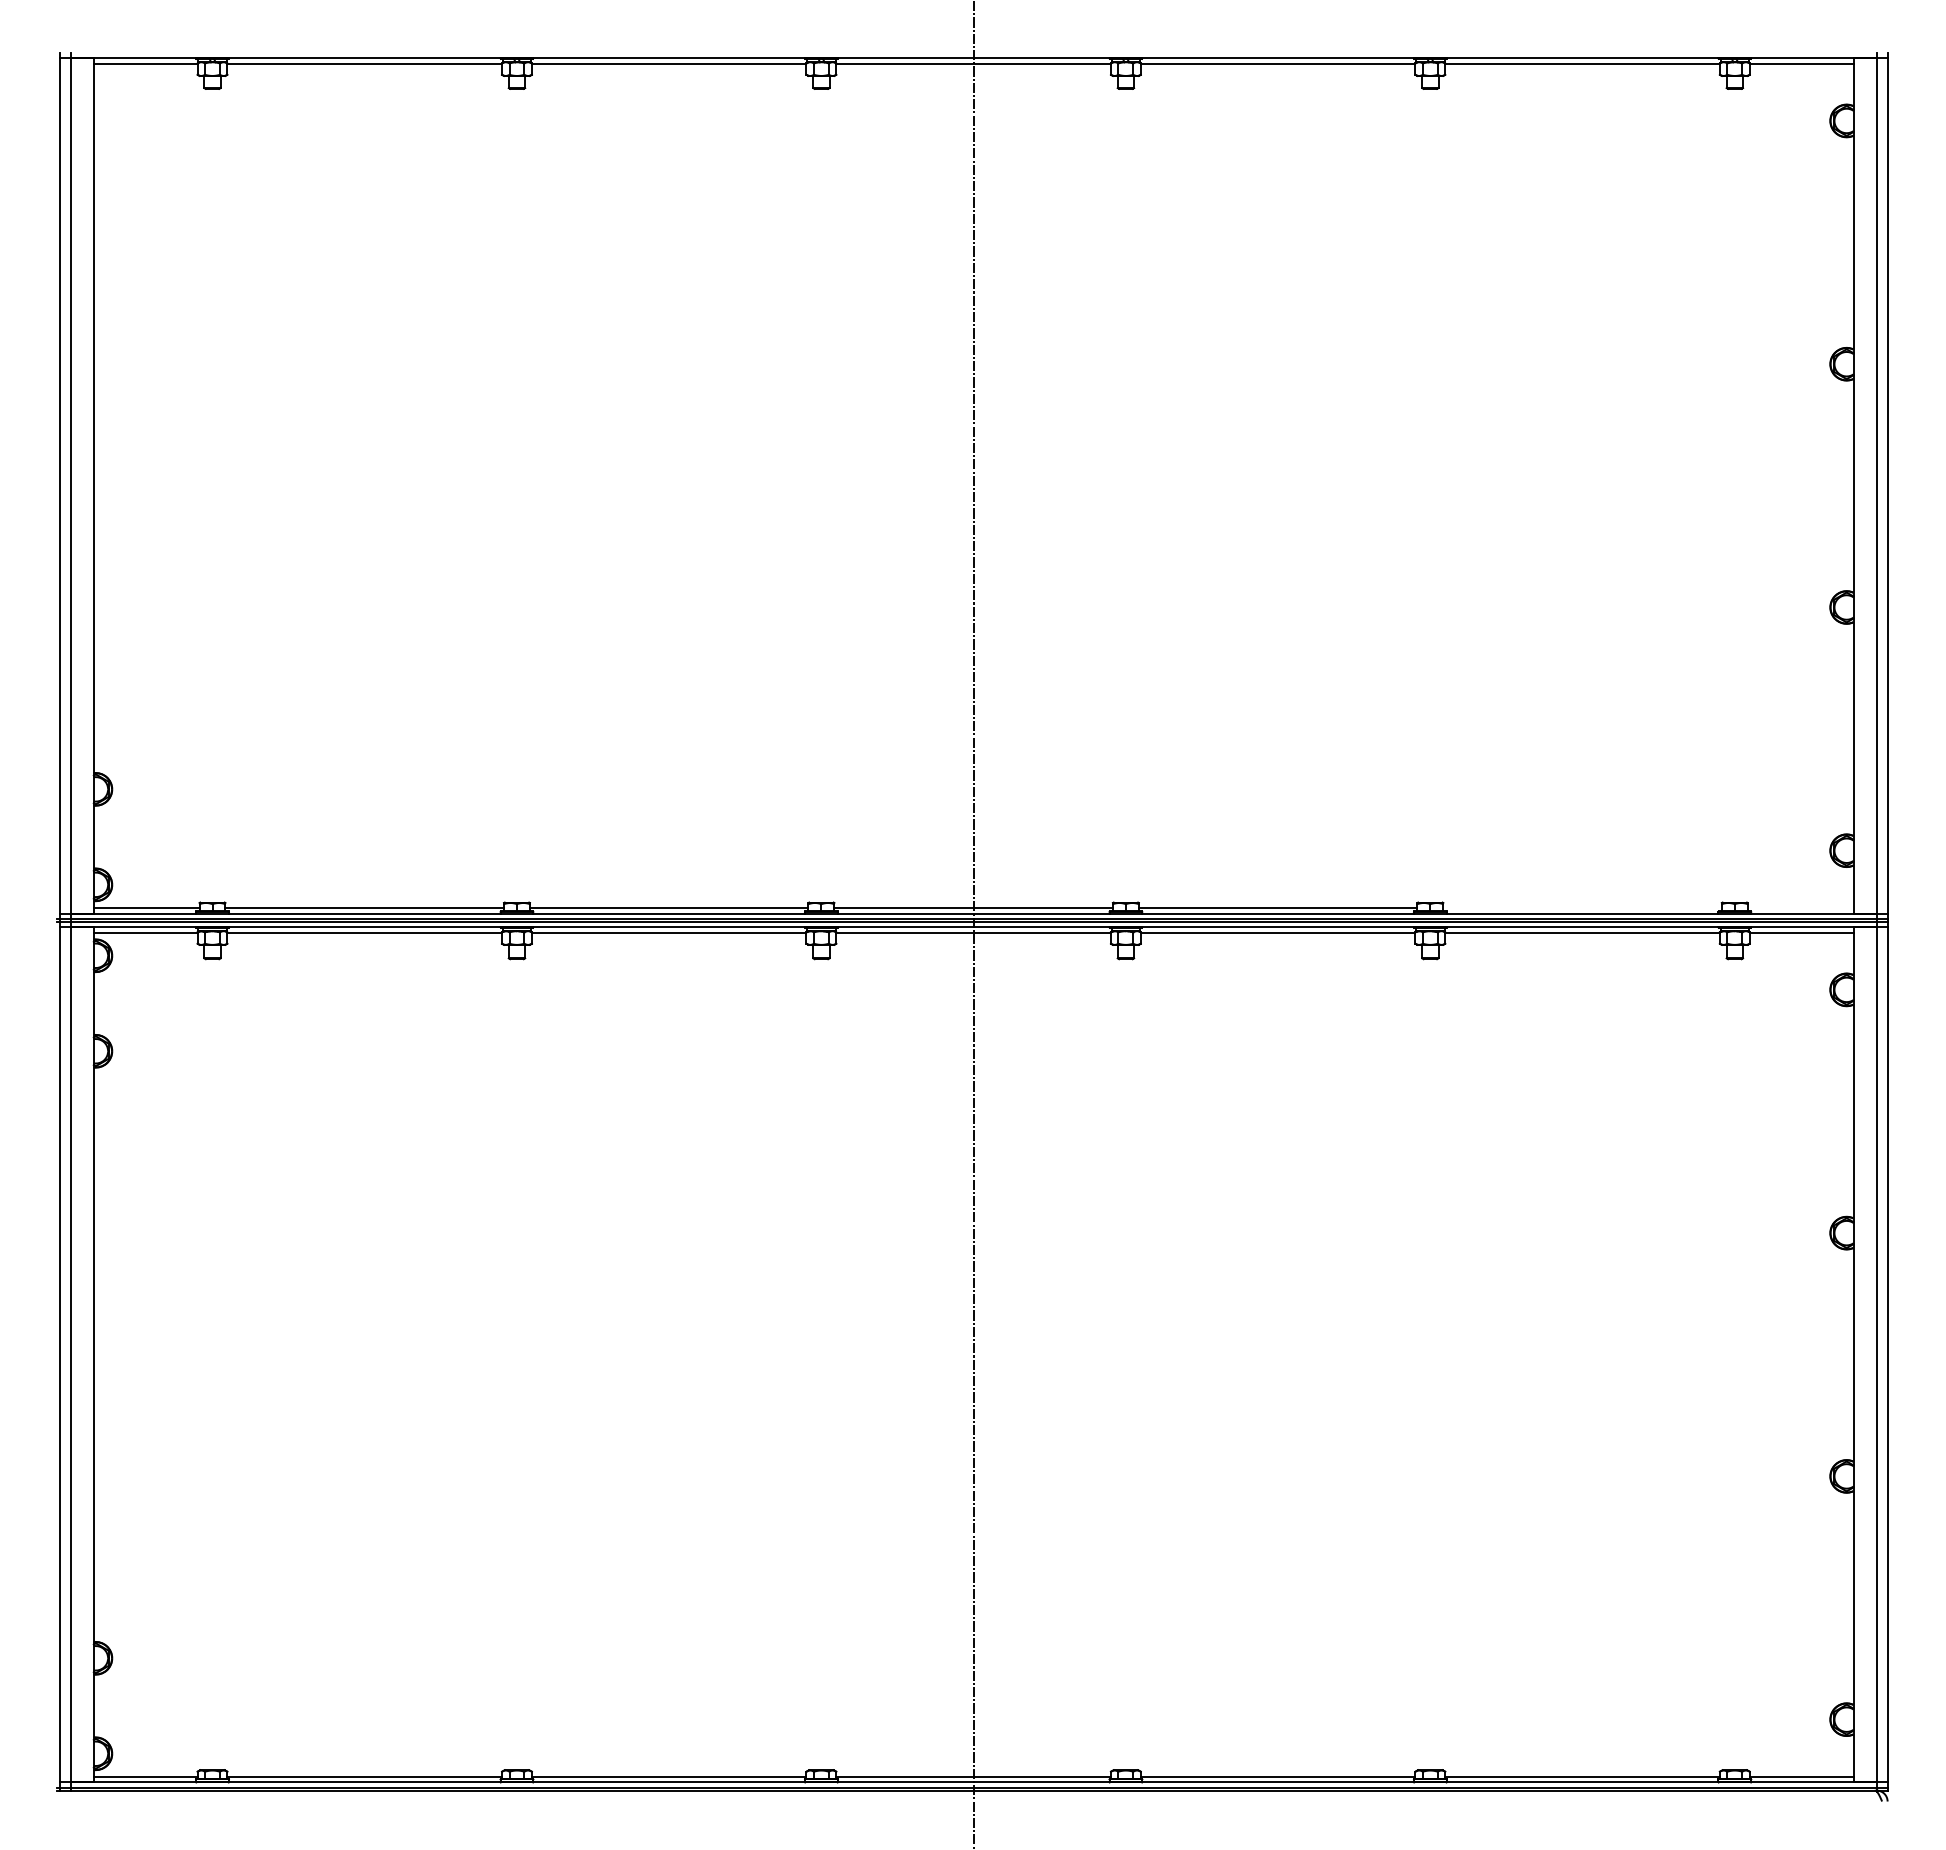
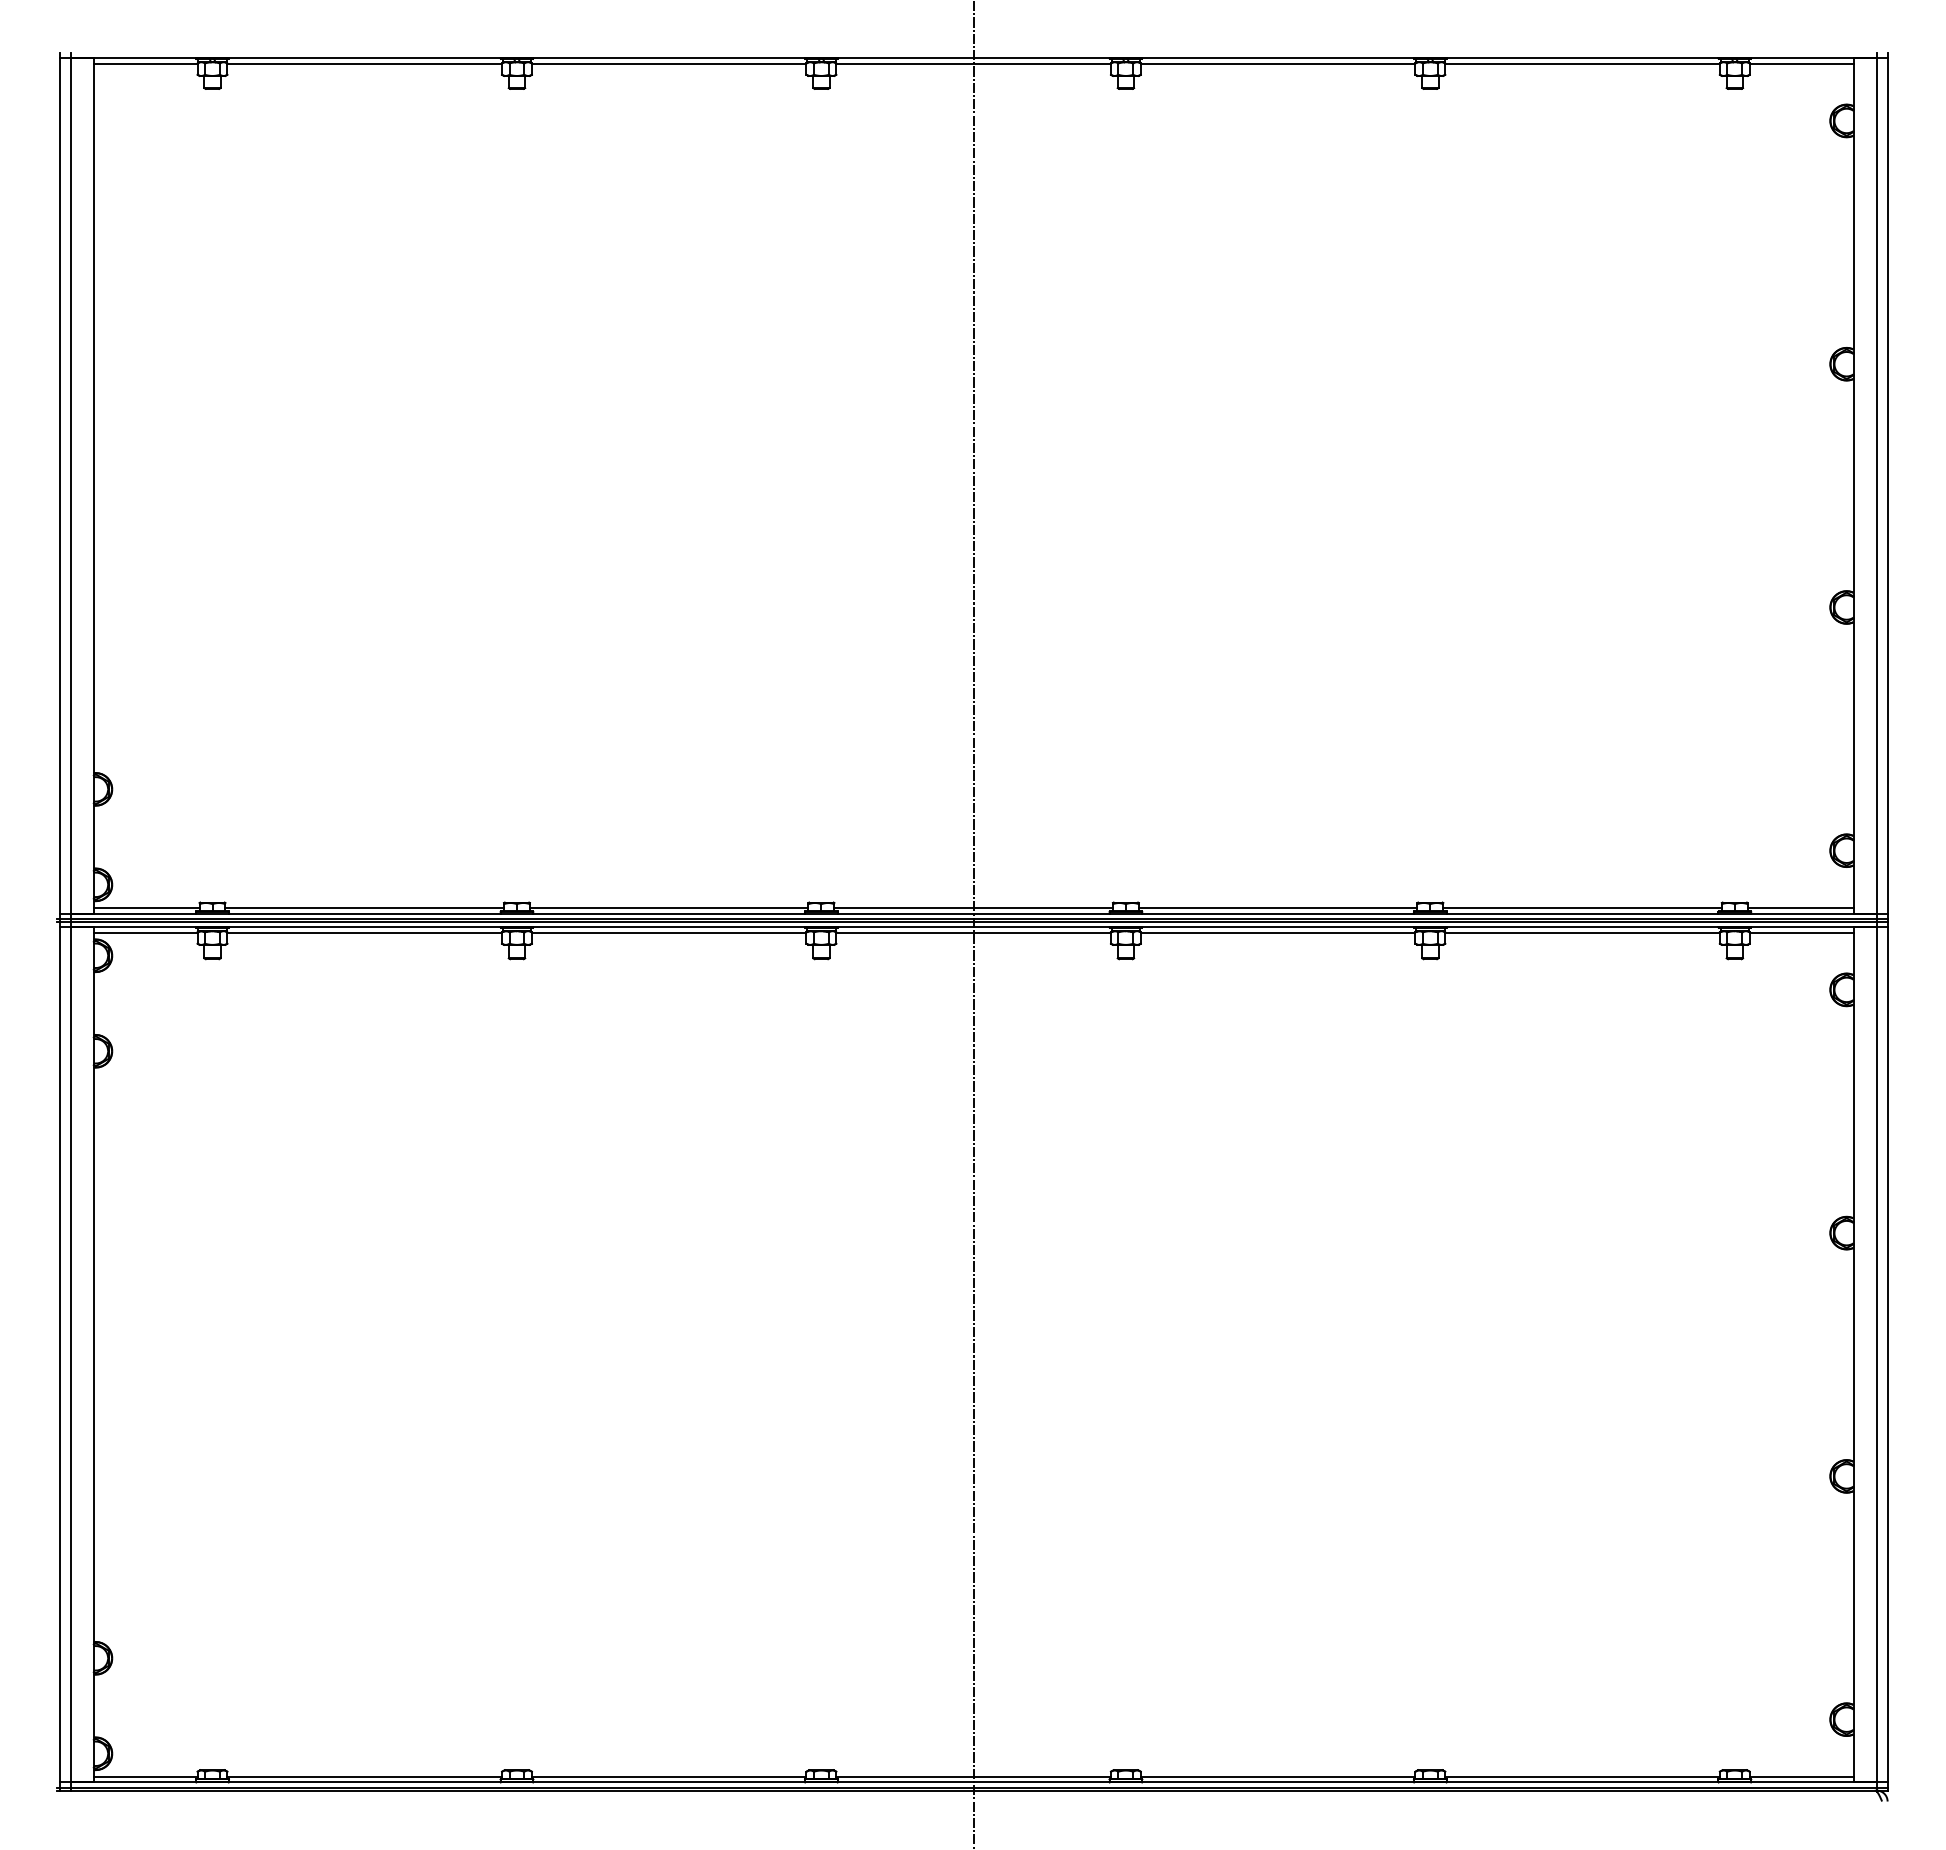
line: none -> present (1582, 908)
line: none -> present (1800, 908)
